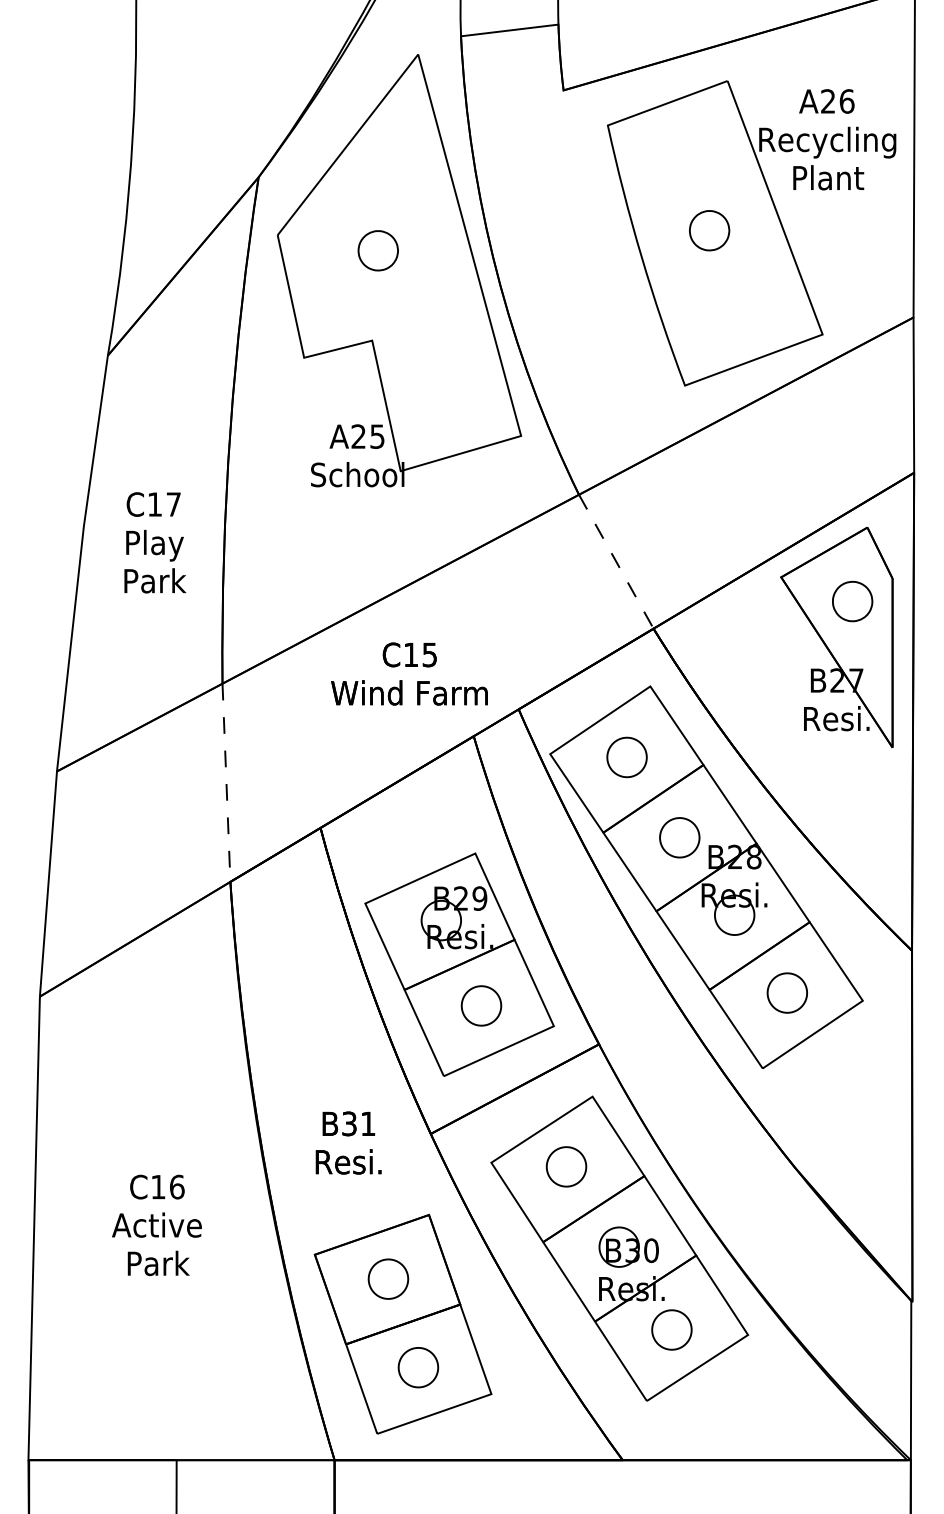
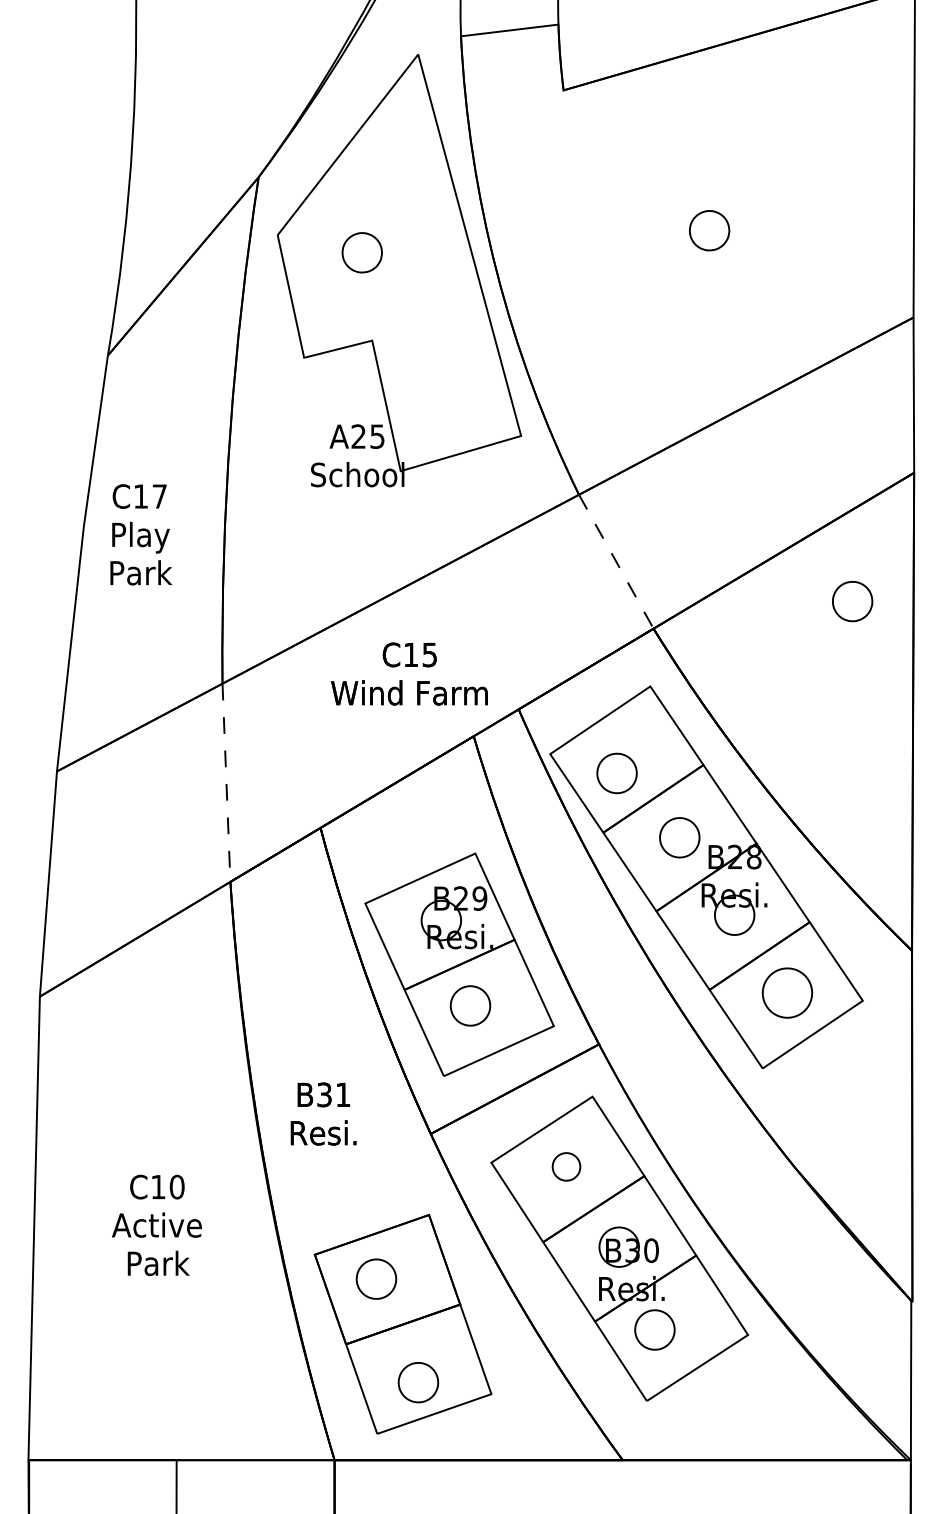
part: present -> none (751, 233)
part position: (377, 250) -> (361, 252) (361, 252)
text position: (155, 542) -> (141, 534) (141, 534)
part: present -> none (836, 637)
part position: (626, 757) -> (616, 773) (616, 773)
part size: 42x42 px -> 53x52 px (787, 992)
part position: (481, 1005) -> (470, 1005) (470, 1005)
text position: (348, 1142) -> (323, 1113) (323, 1113)
part size: 43x42 px -> 31x30 px (566, 1166)
text: C16 -> C10 (176, 1186)
part position: (388, 1278) -> (376, 1278) (376, 1278)
part position: (671, 1329) -> (654, 1329) (654, 1329)
part position: (418, 1367) -> (418, 1382) (418, 1382)
